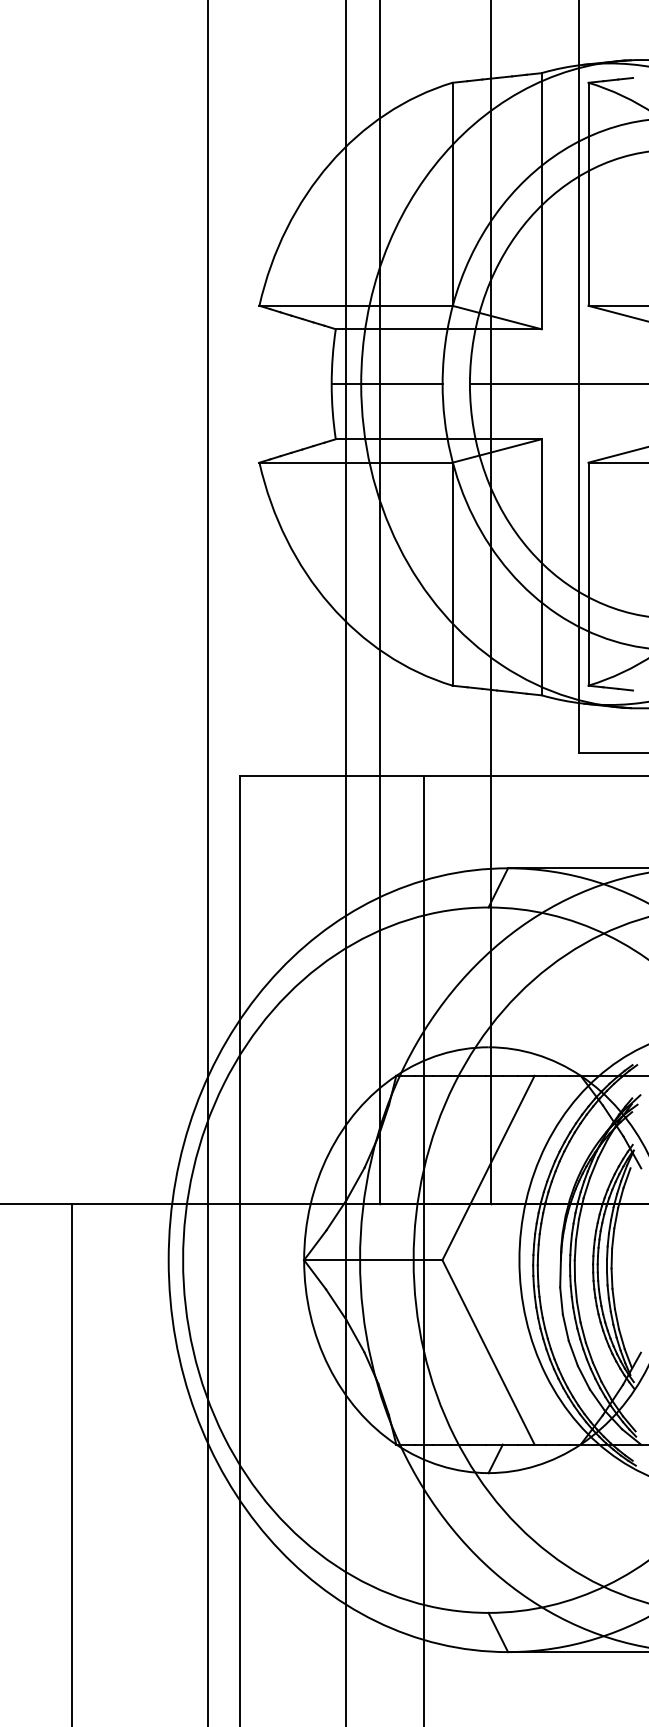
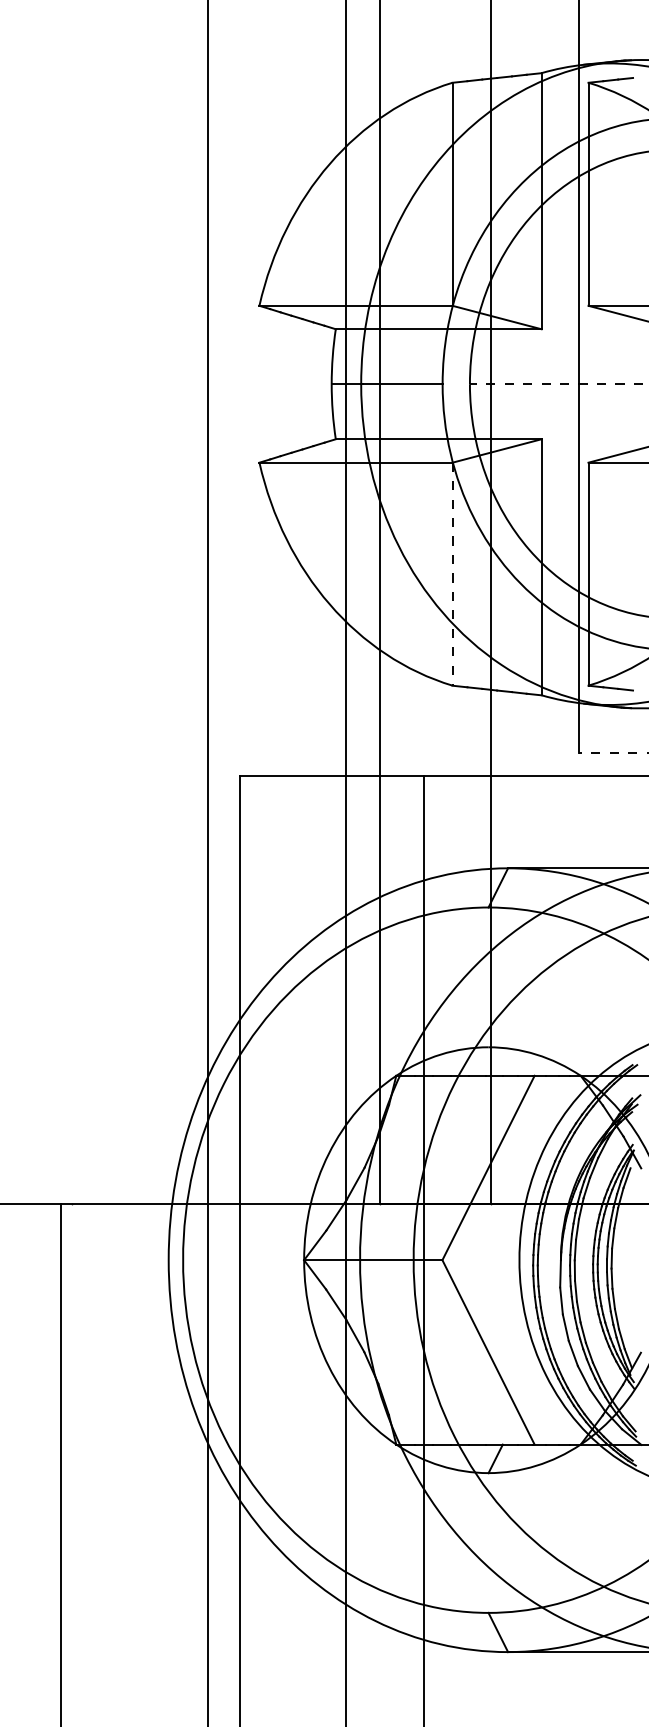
line: solid -> dashed (558, 384)
line: solid -> dashed (452, 574)
line: solid -> dashed (613, 753)
line position: (71, 1463) -> (60, 1463) (60, 1463)
